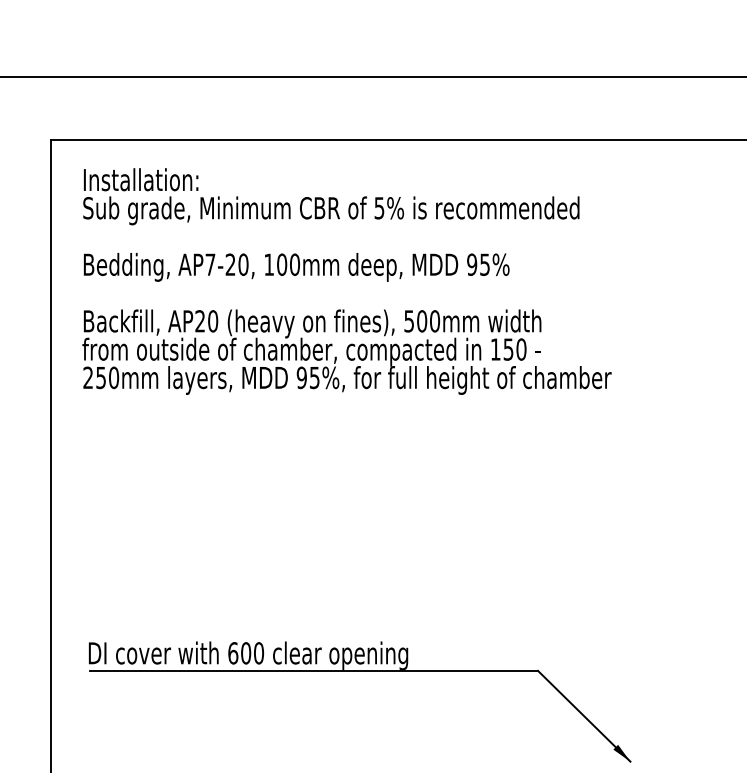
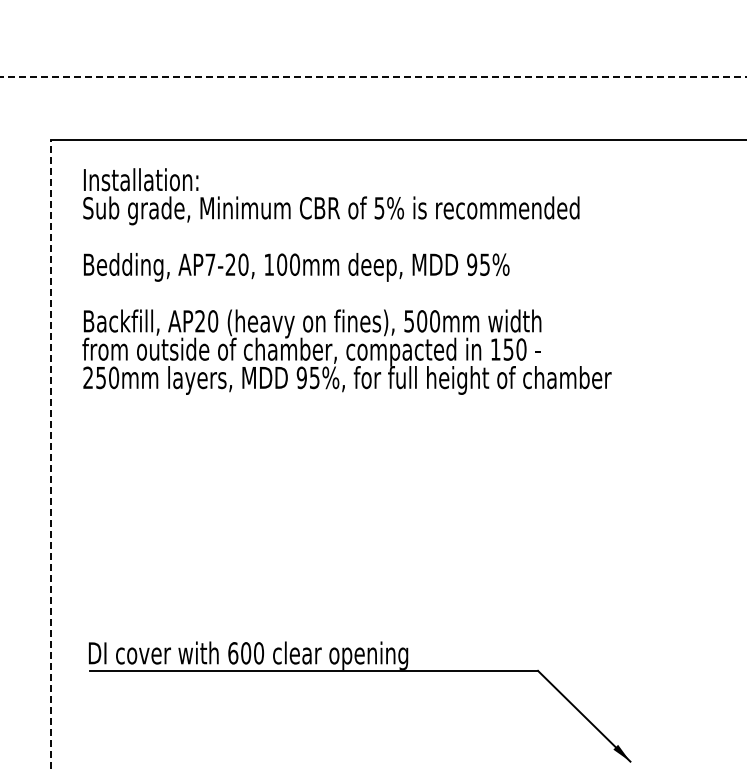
line: solid -> dashed (373, 77)
line: solid -> dashed (50, 455)
